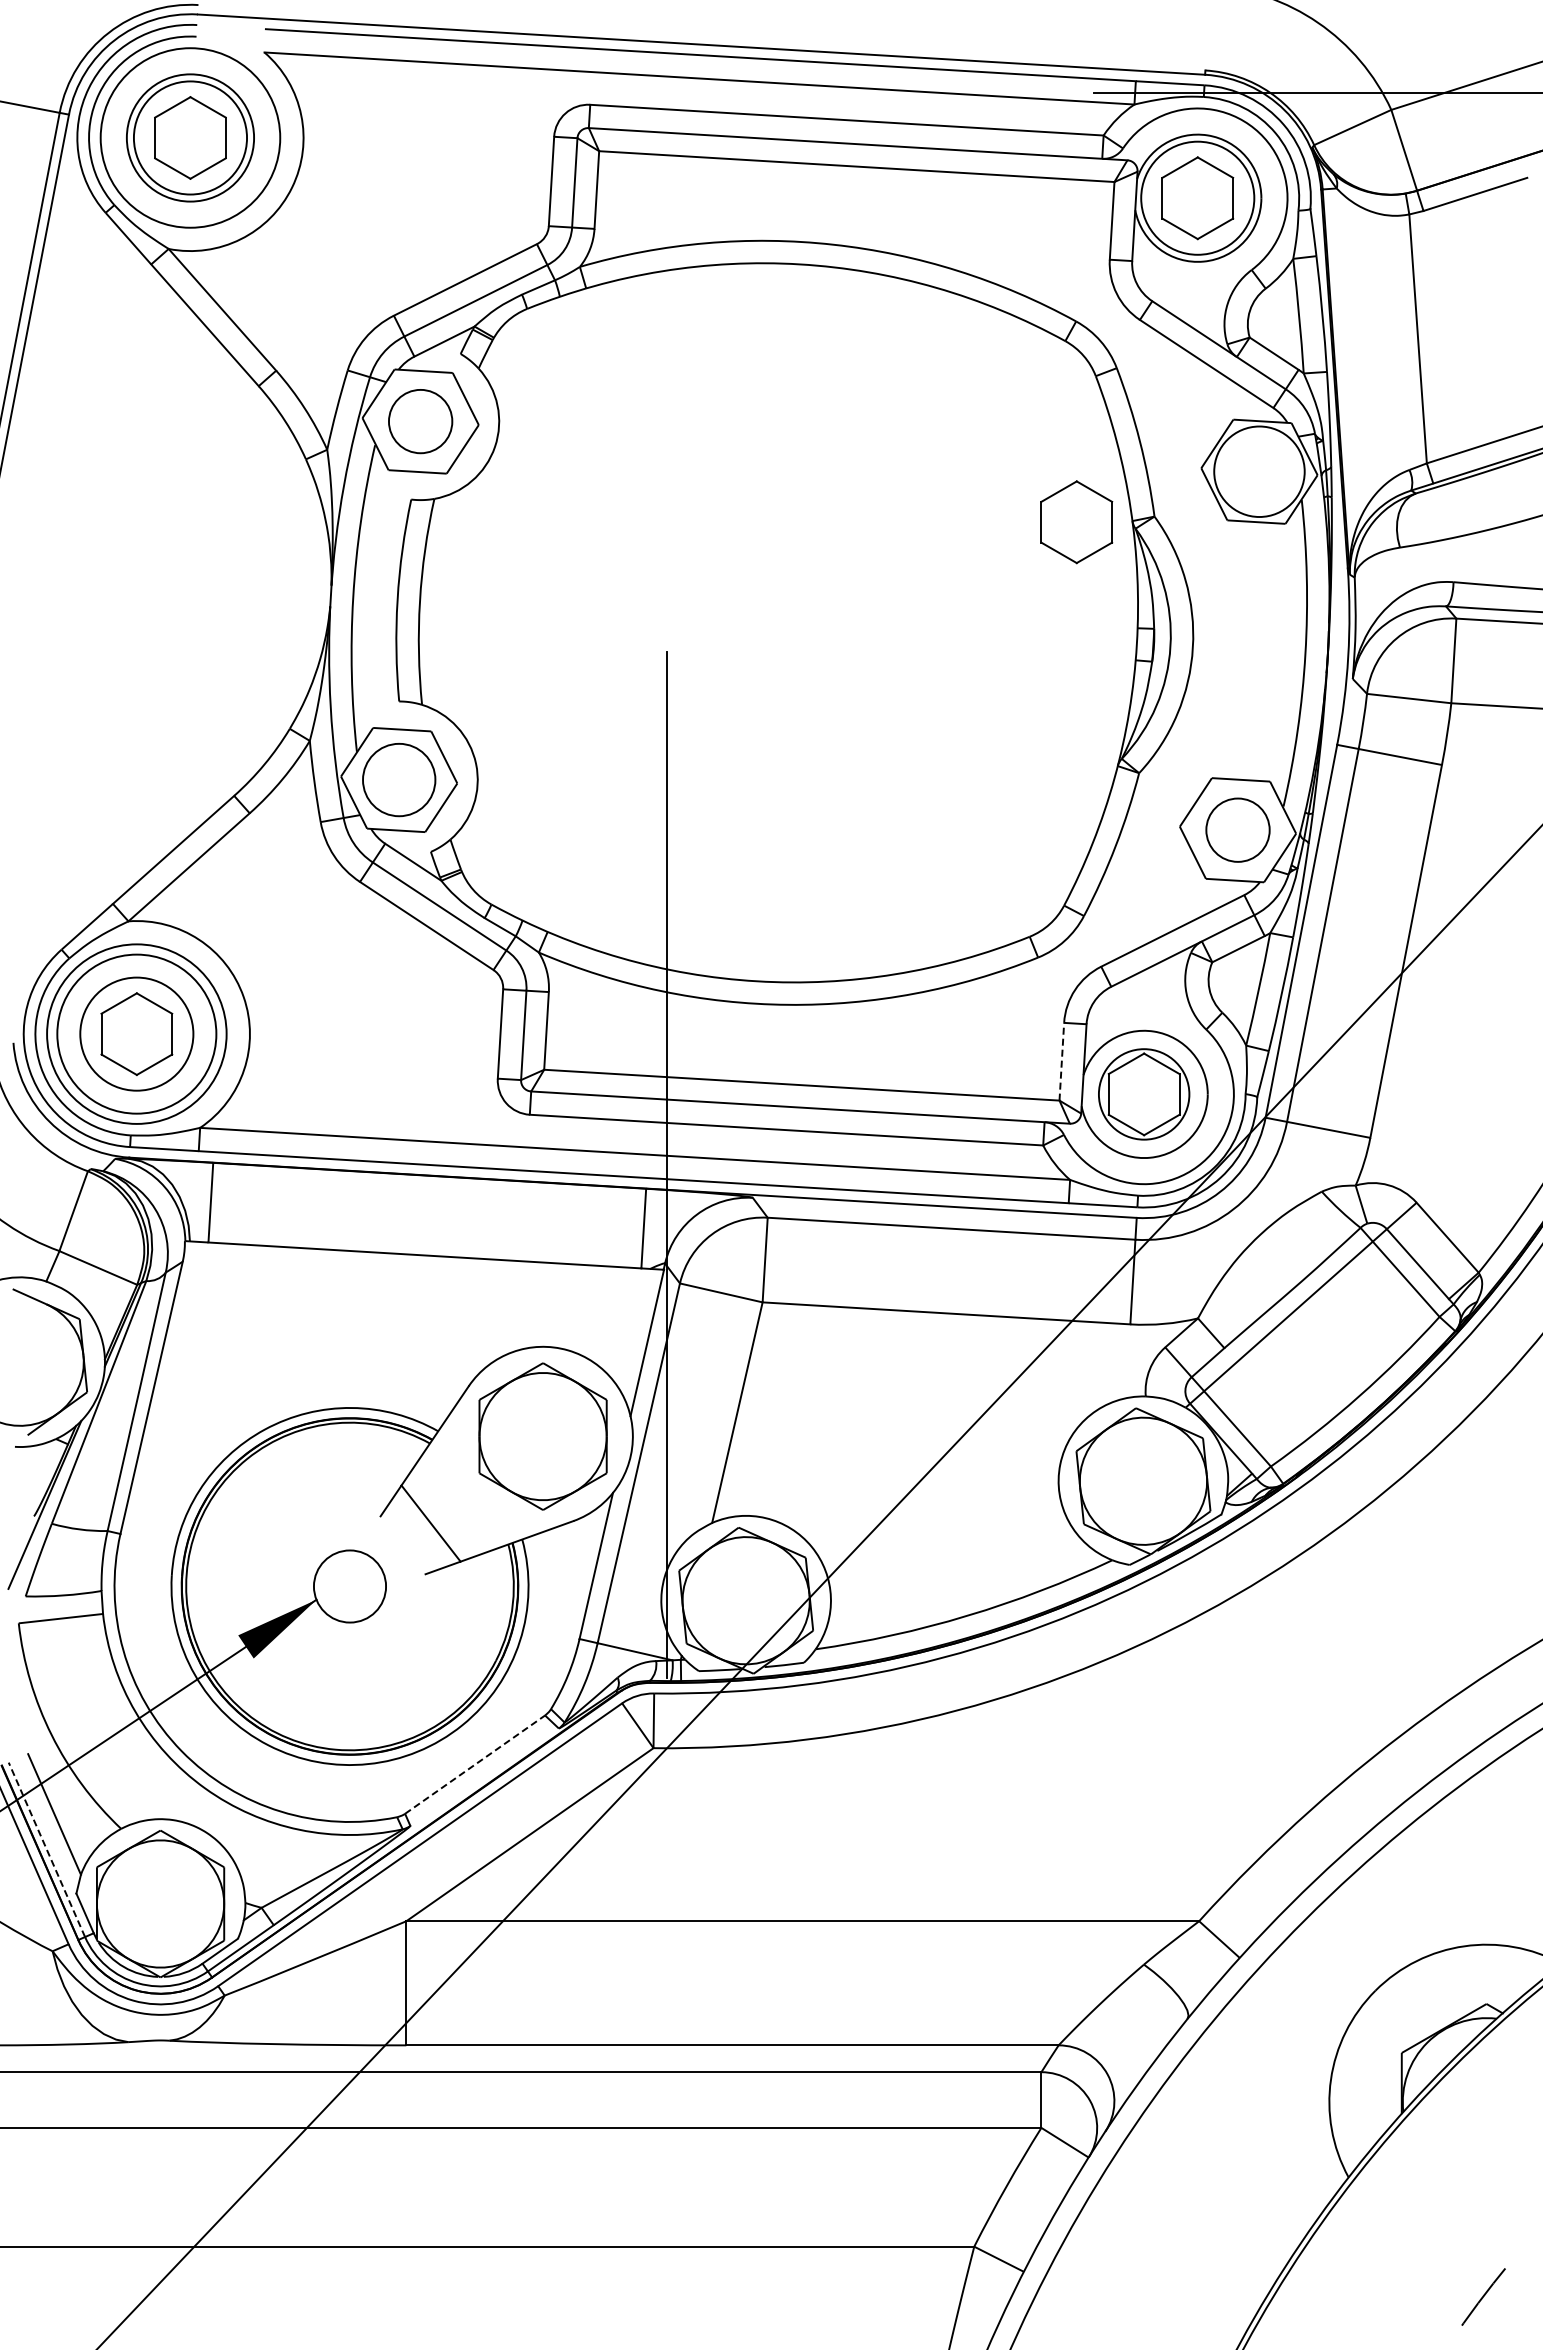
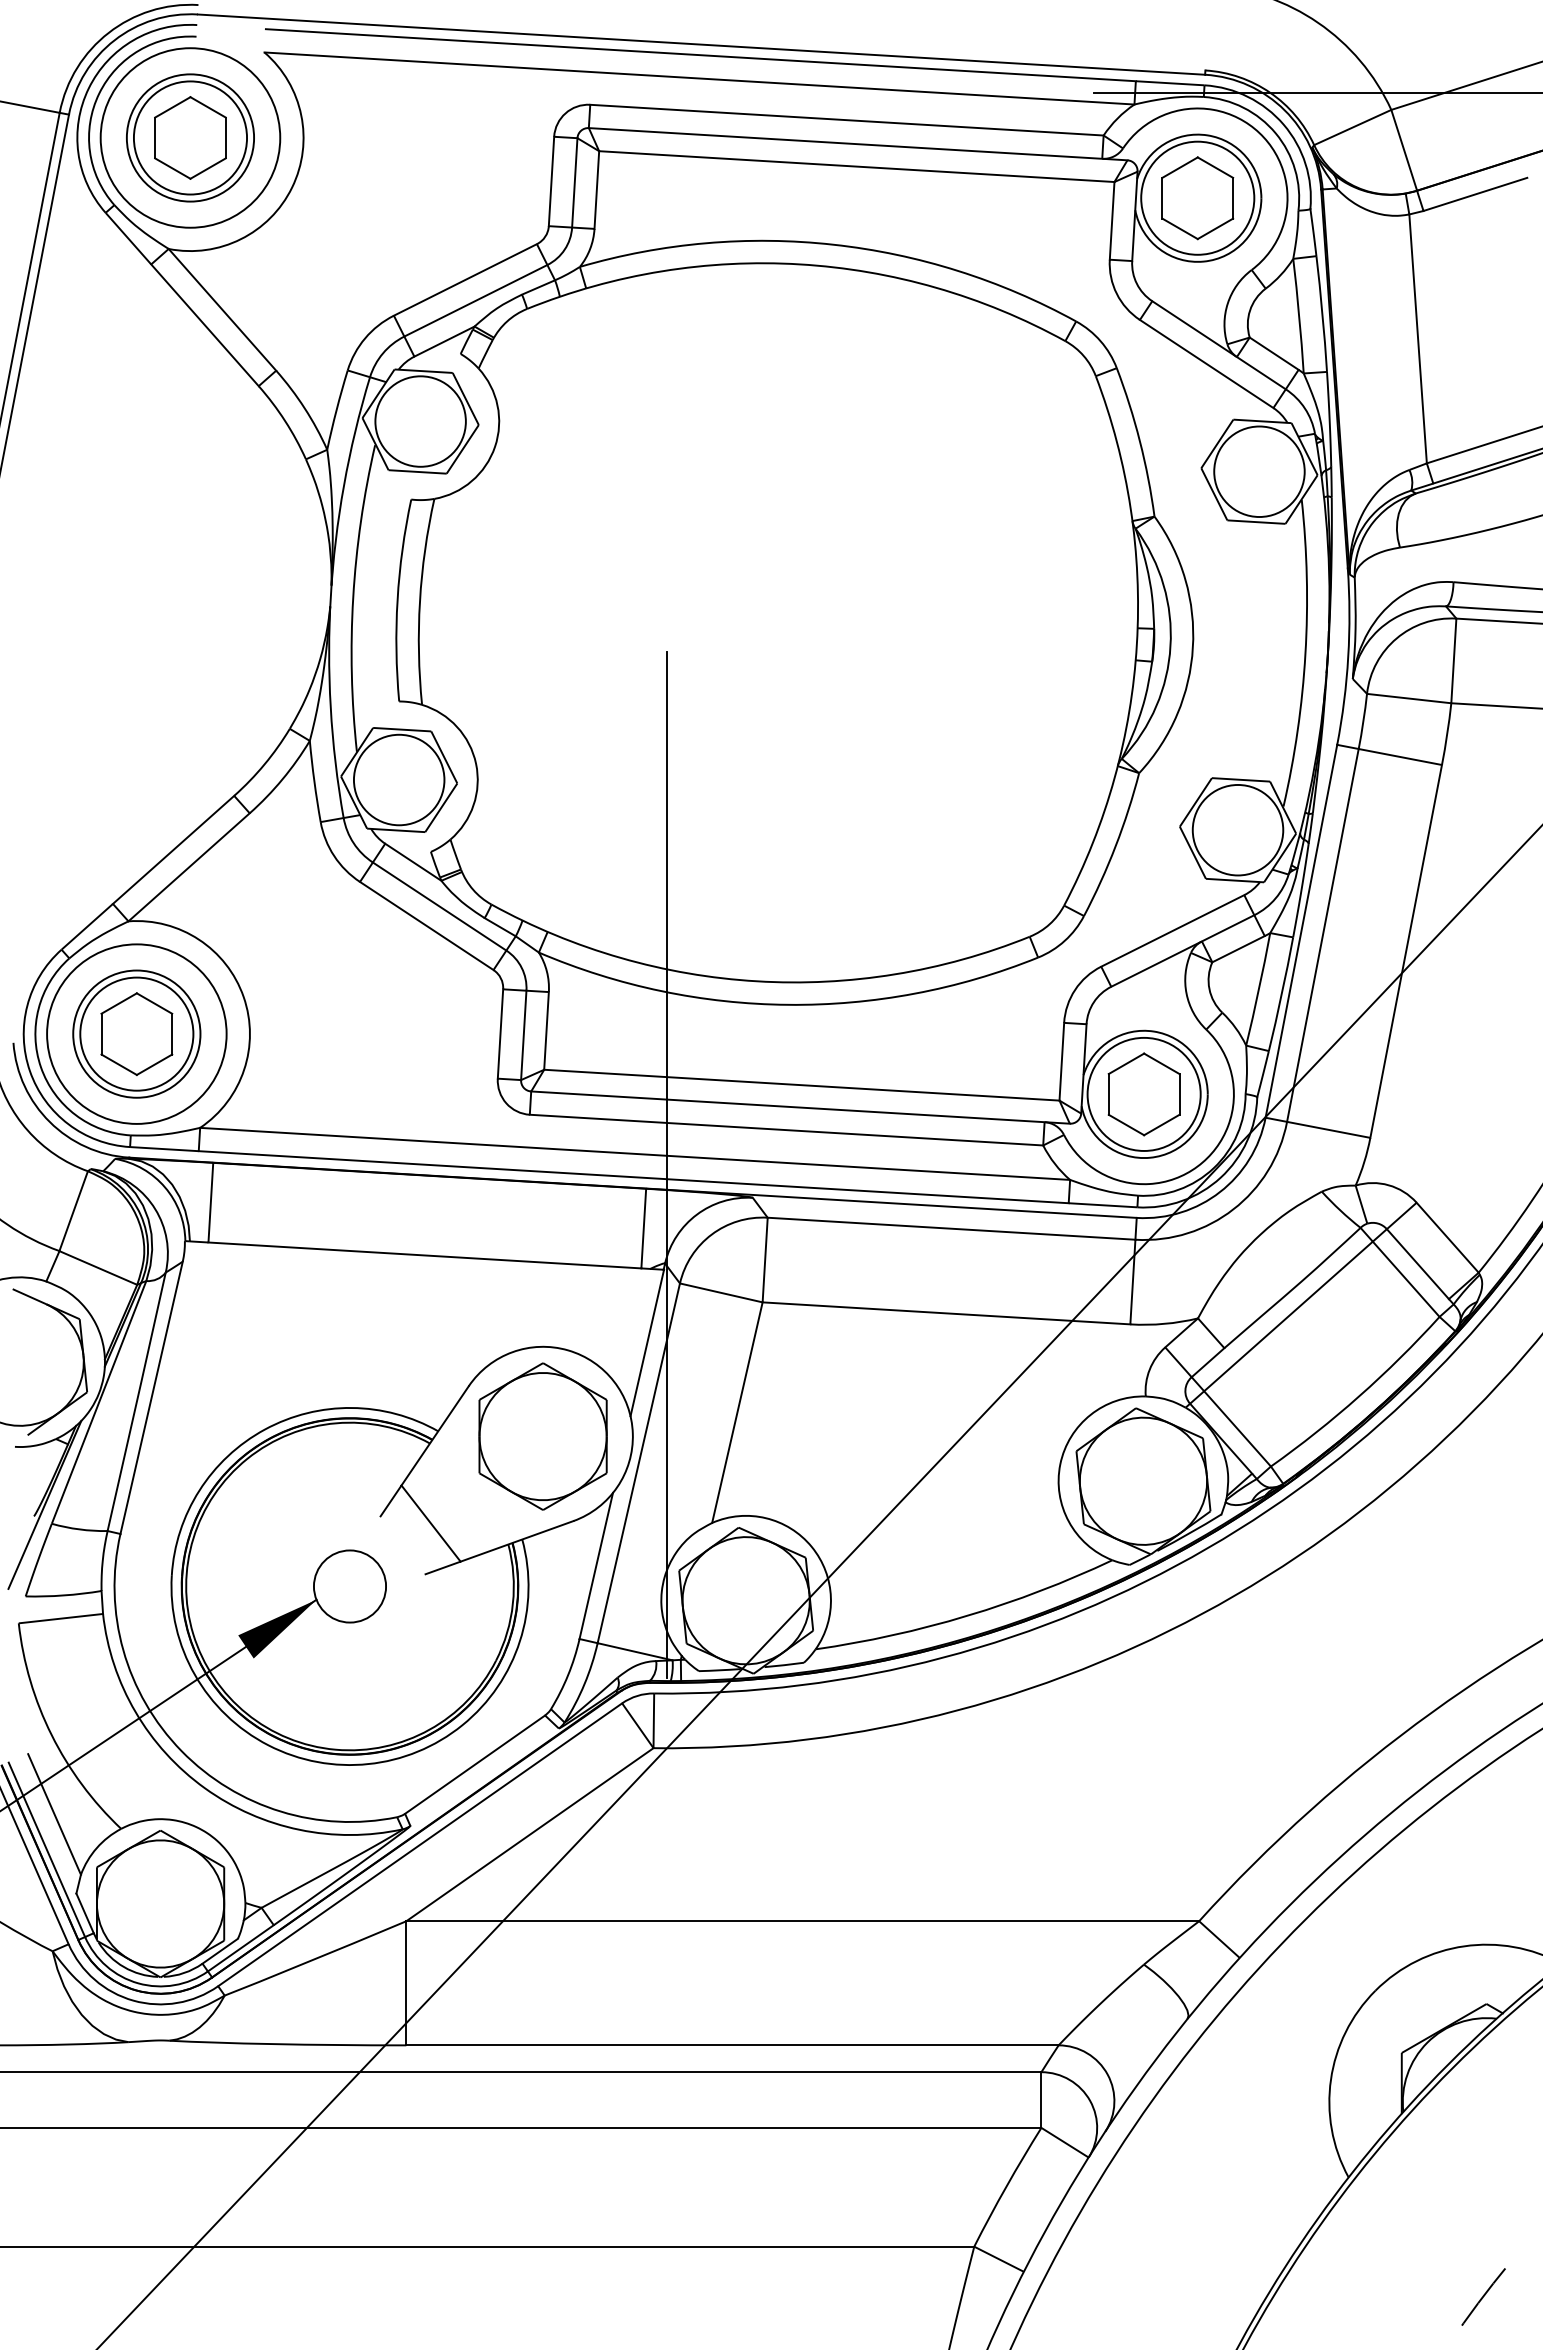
circle diameter: 63 px -> 90 px (420, 421)
part: present -> none (1076, 522)
circle diameter: 72 px -> 90 px (398, 779)
circle diameter: 63 px -> 90 px (1237, 829)
circle diameter: 159 px -> 127 px (136, 1033)
line: dashed -> solid (1061, 1061)
circle diameter: 90 px -> 113 px (1143, 1093)
line: dashed -> solid (475, 1764)
line: dashed -> solid (46, 1849)
